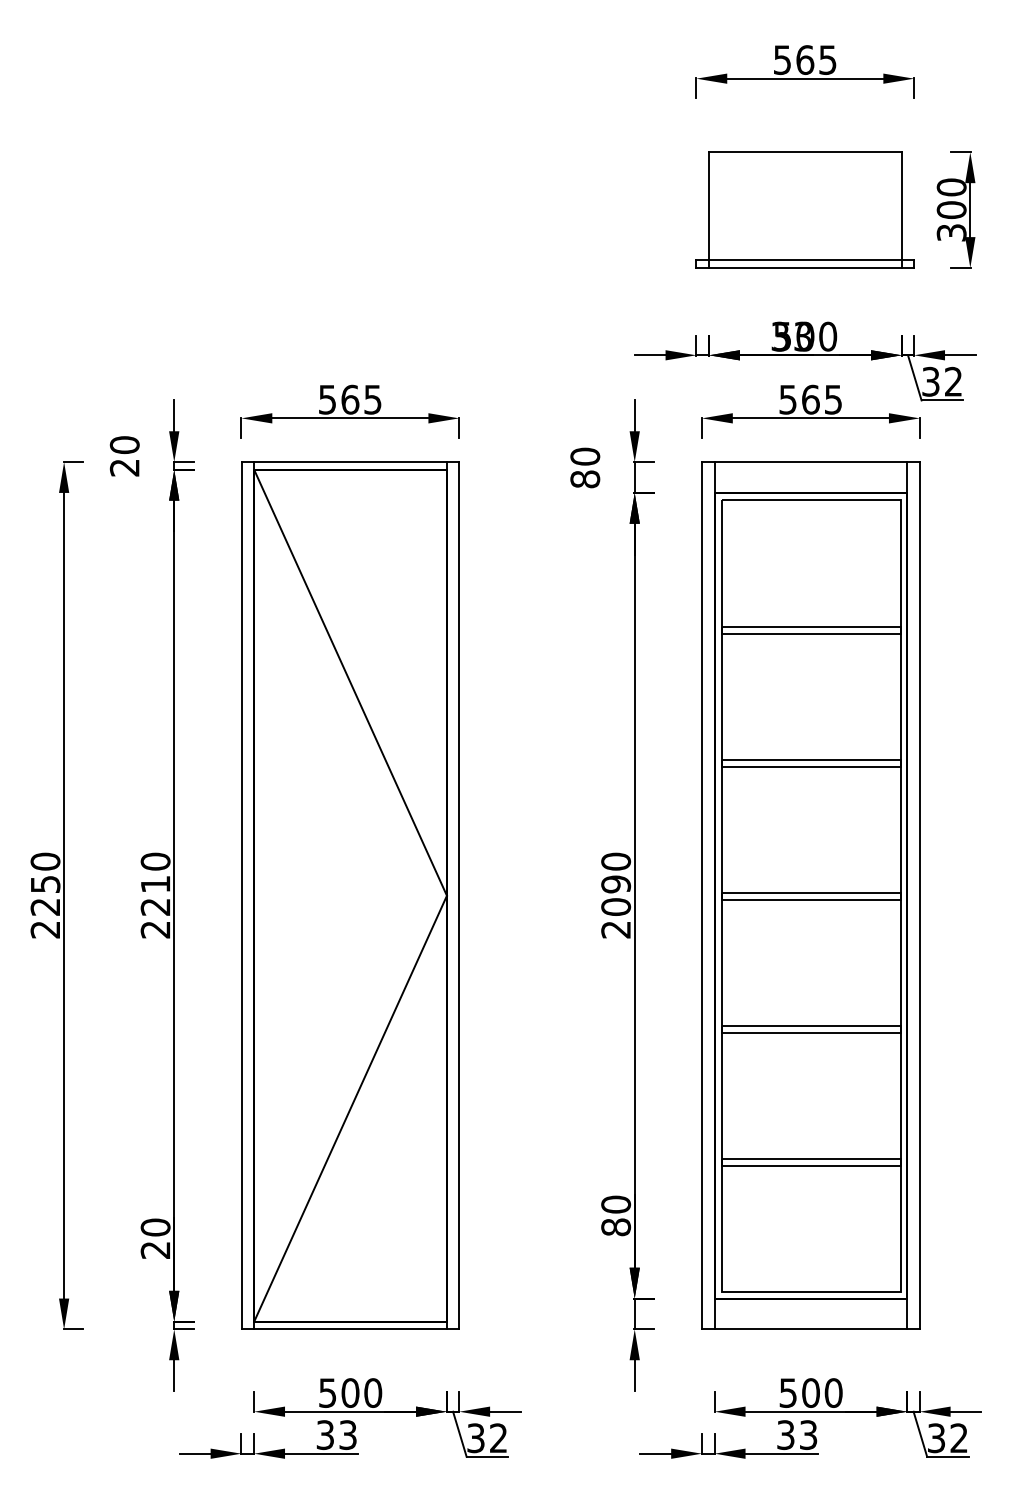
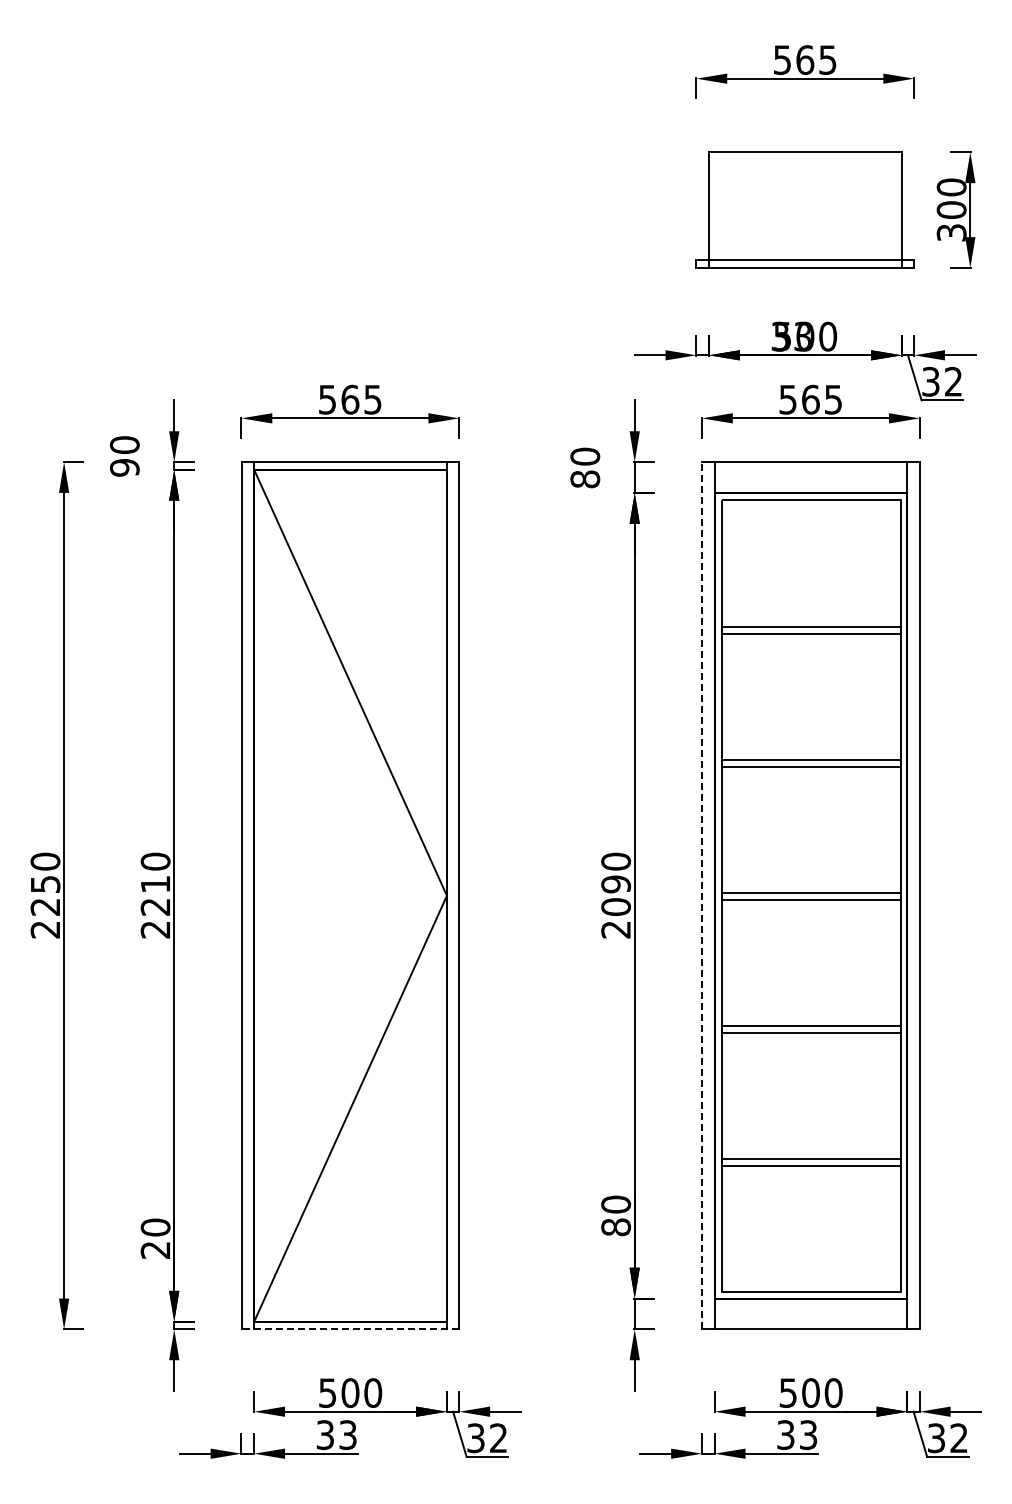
text: 20 -> 90 (124, 467)
line: solid -> dashed (701, 895)
line: solid -> dashed (350, 1329)
